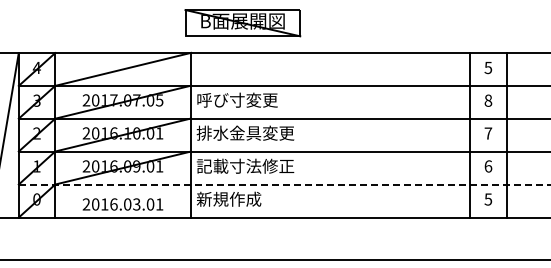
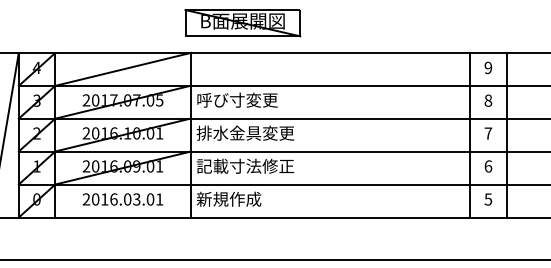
text: 5 -> 9 (488, 67)
line: dashed -> solid (284, 184)
text position: (122, 204) -> (122, 199) (122, 199)
